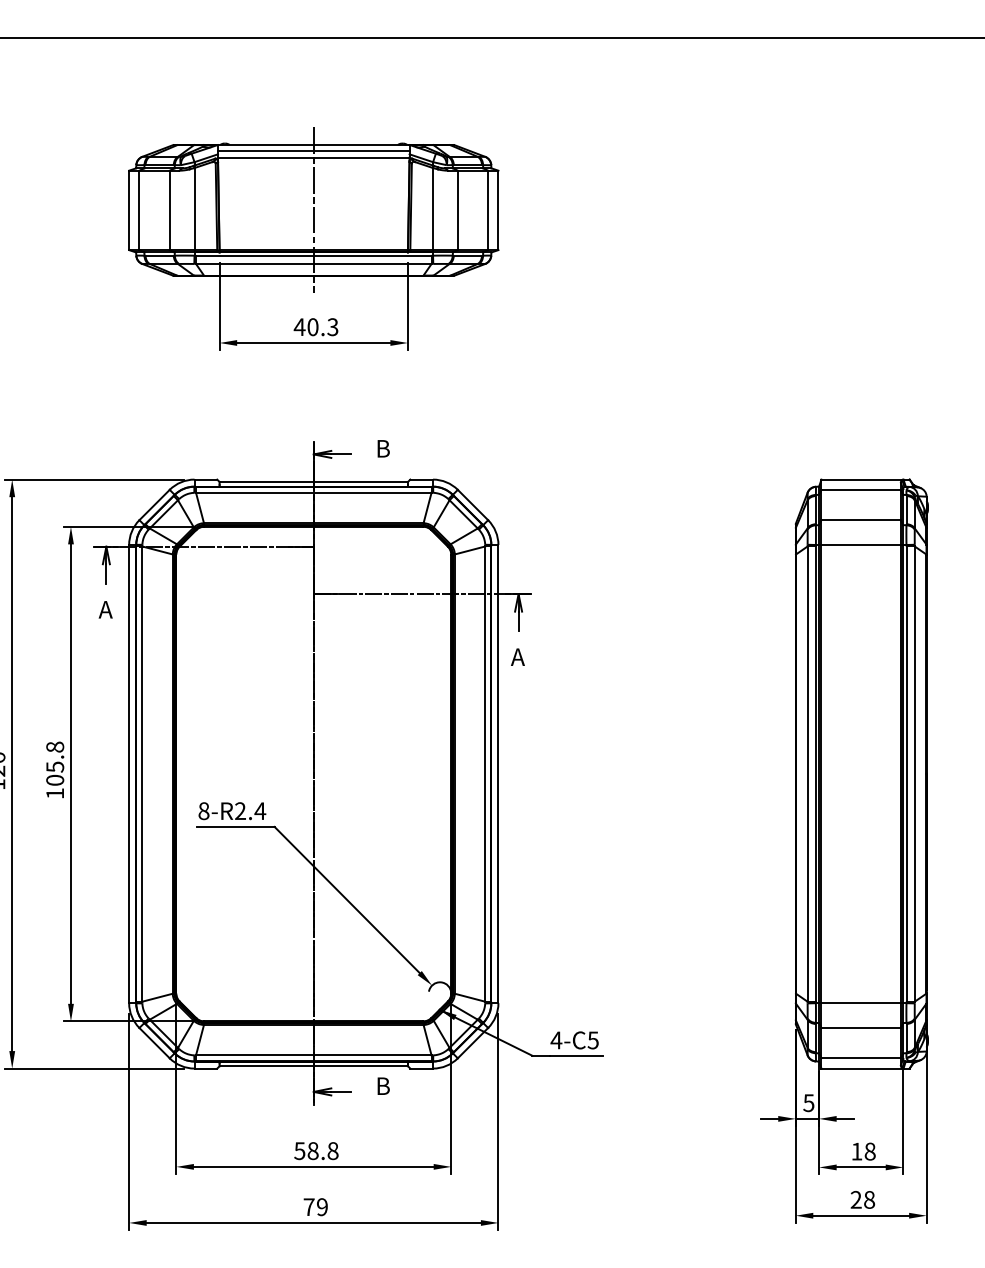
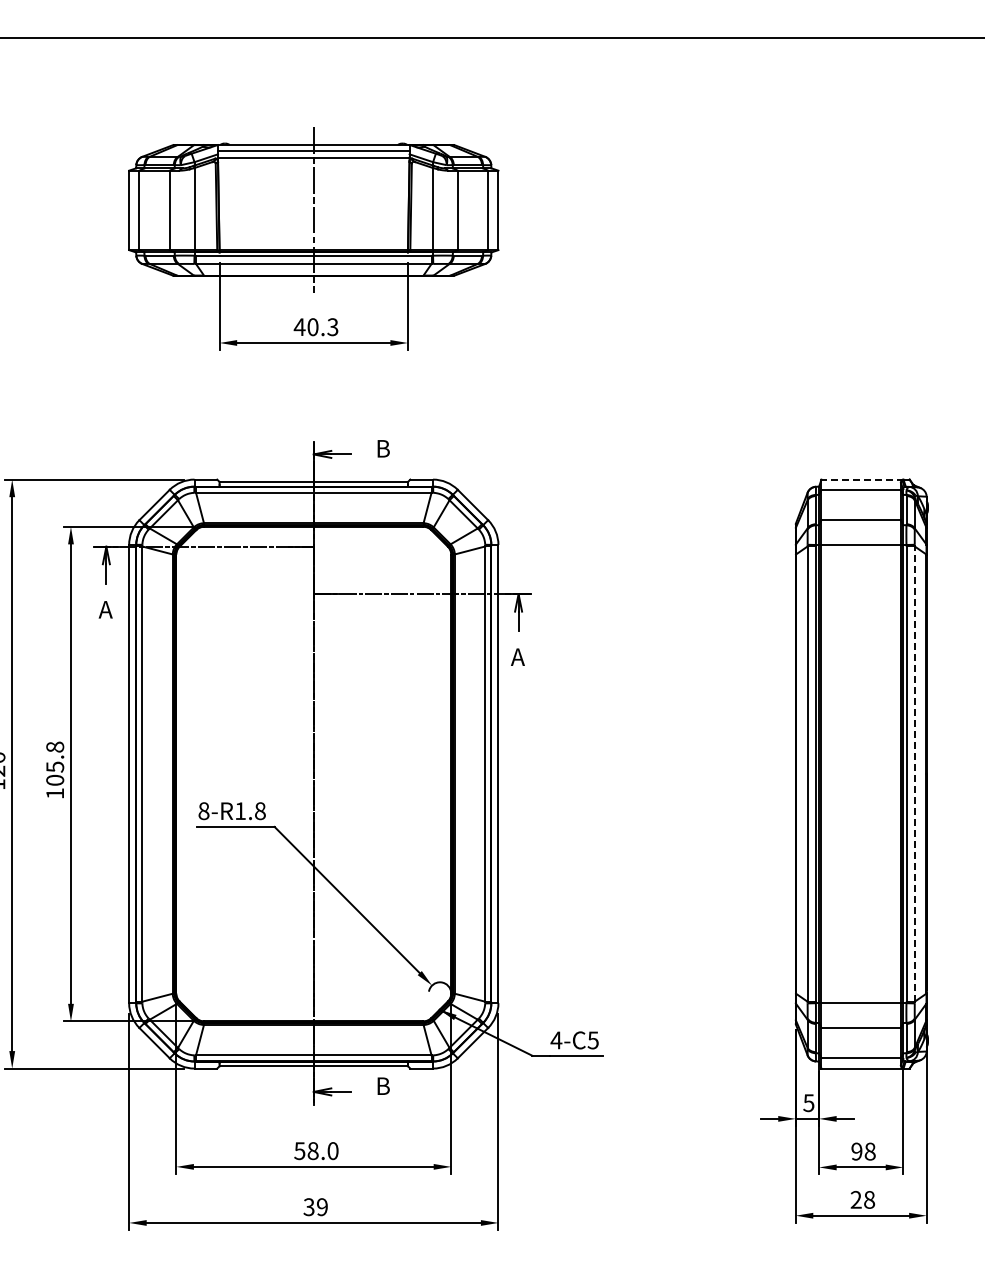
line: solid -> dashed (862, 479)
line: solid -> dashed (914, 774)
text: 8-R2.4 -> 8-R1.8 (250, 811)
text: 58.8 -> 58.0 (332, 1150)
text: 18 -> 98 (856, 1151)
text: 79 -> 39 (308, 1207)
